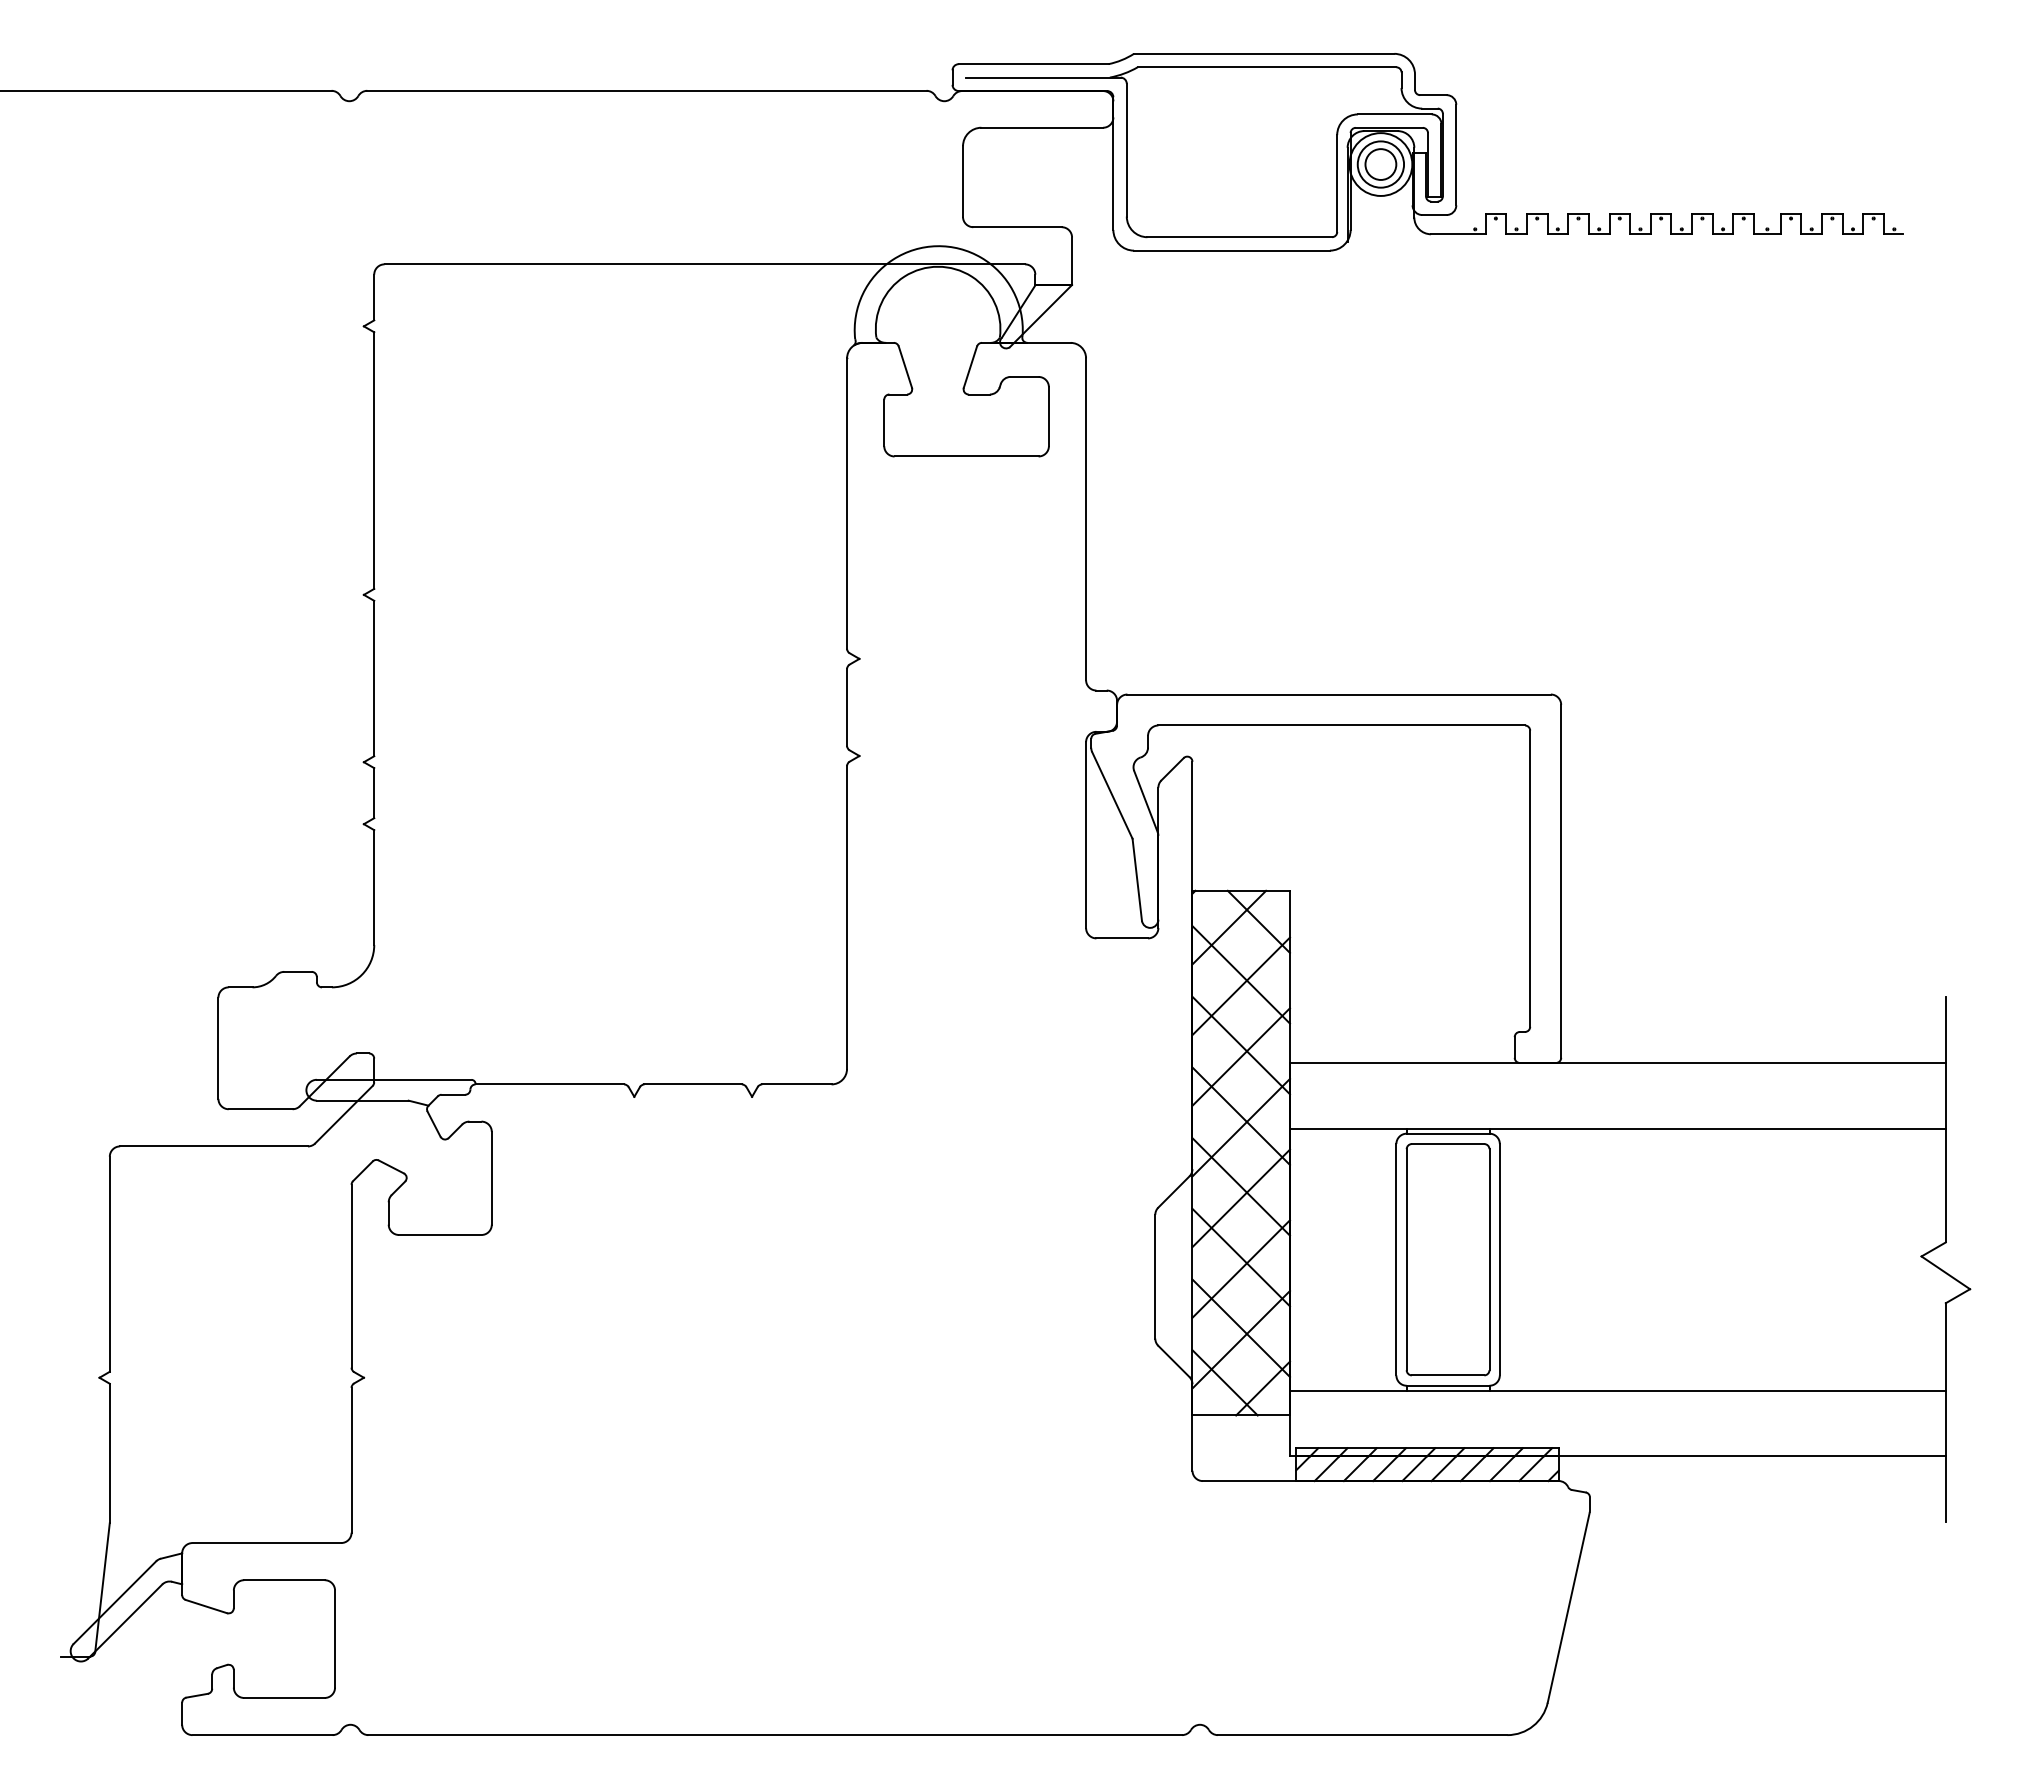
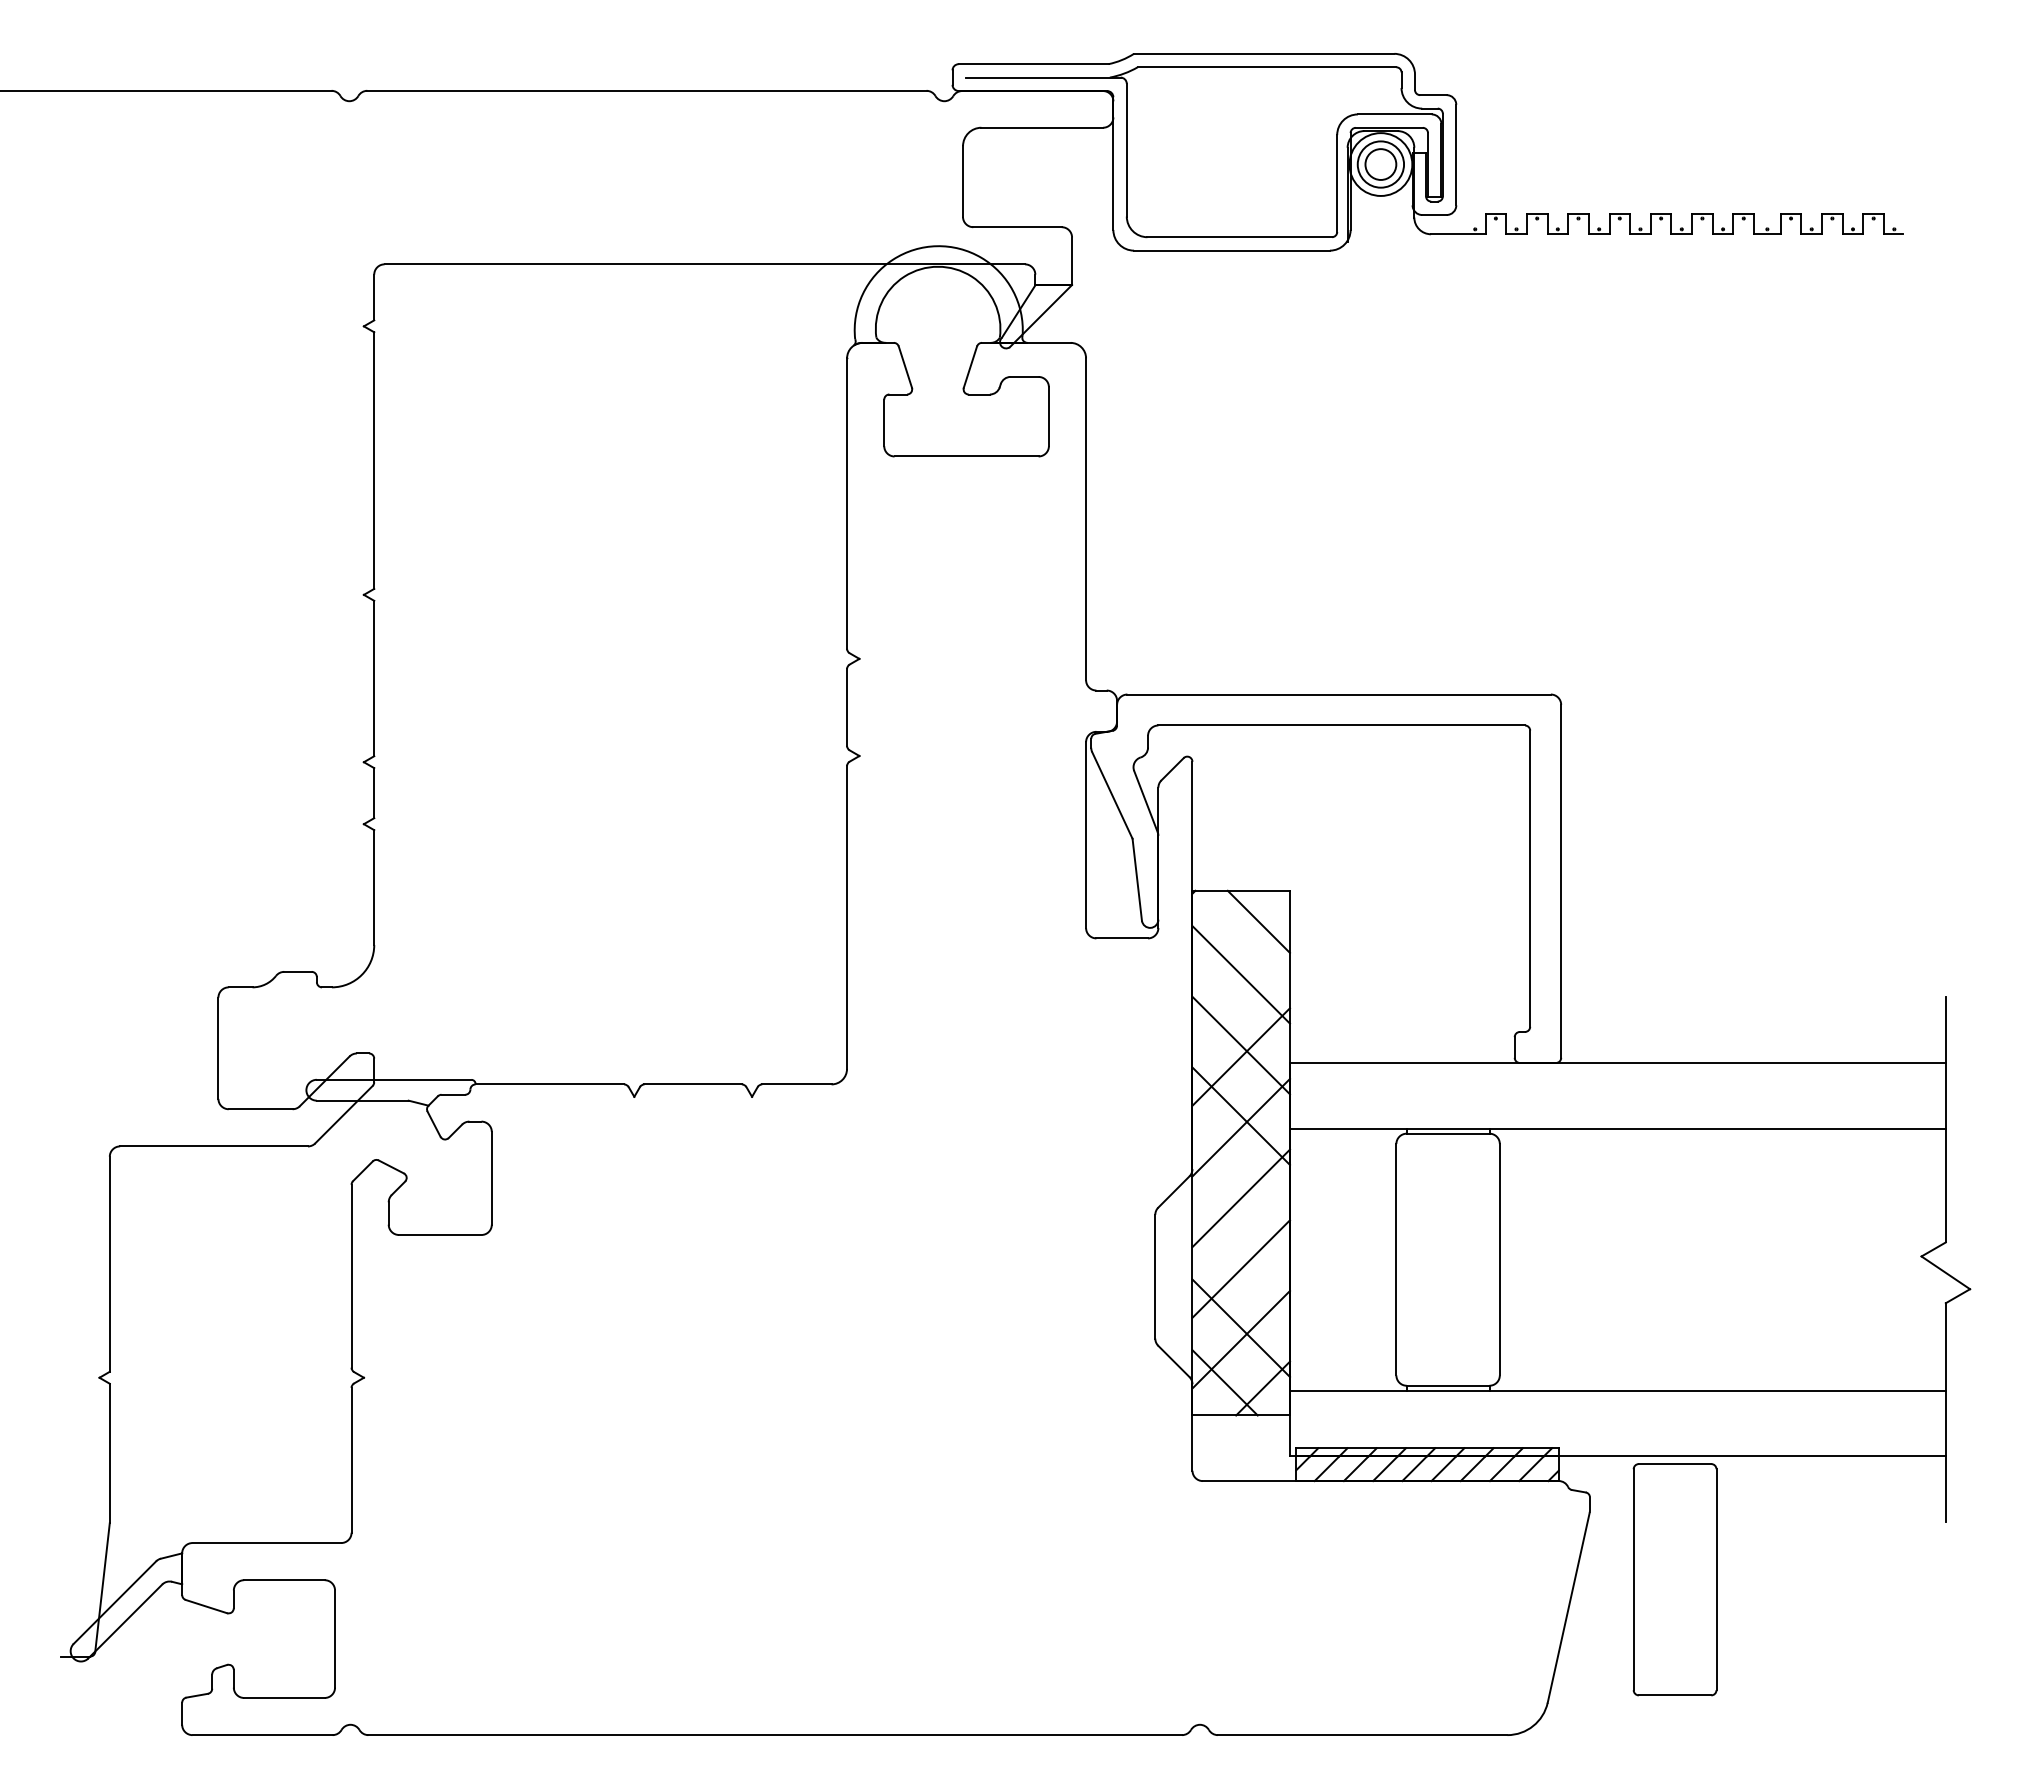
line: present -> none (1229, 927)
line: present -> none (1240, 986)
line: present -> none (1240, 1186)
line: present -> none (1240, 1257)
part position: (1447, 1259) -> (1674, 1579) (1674, 1579)
